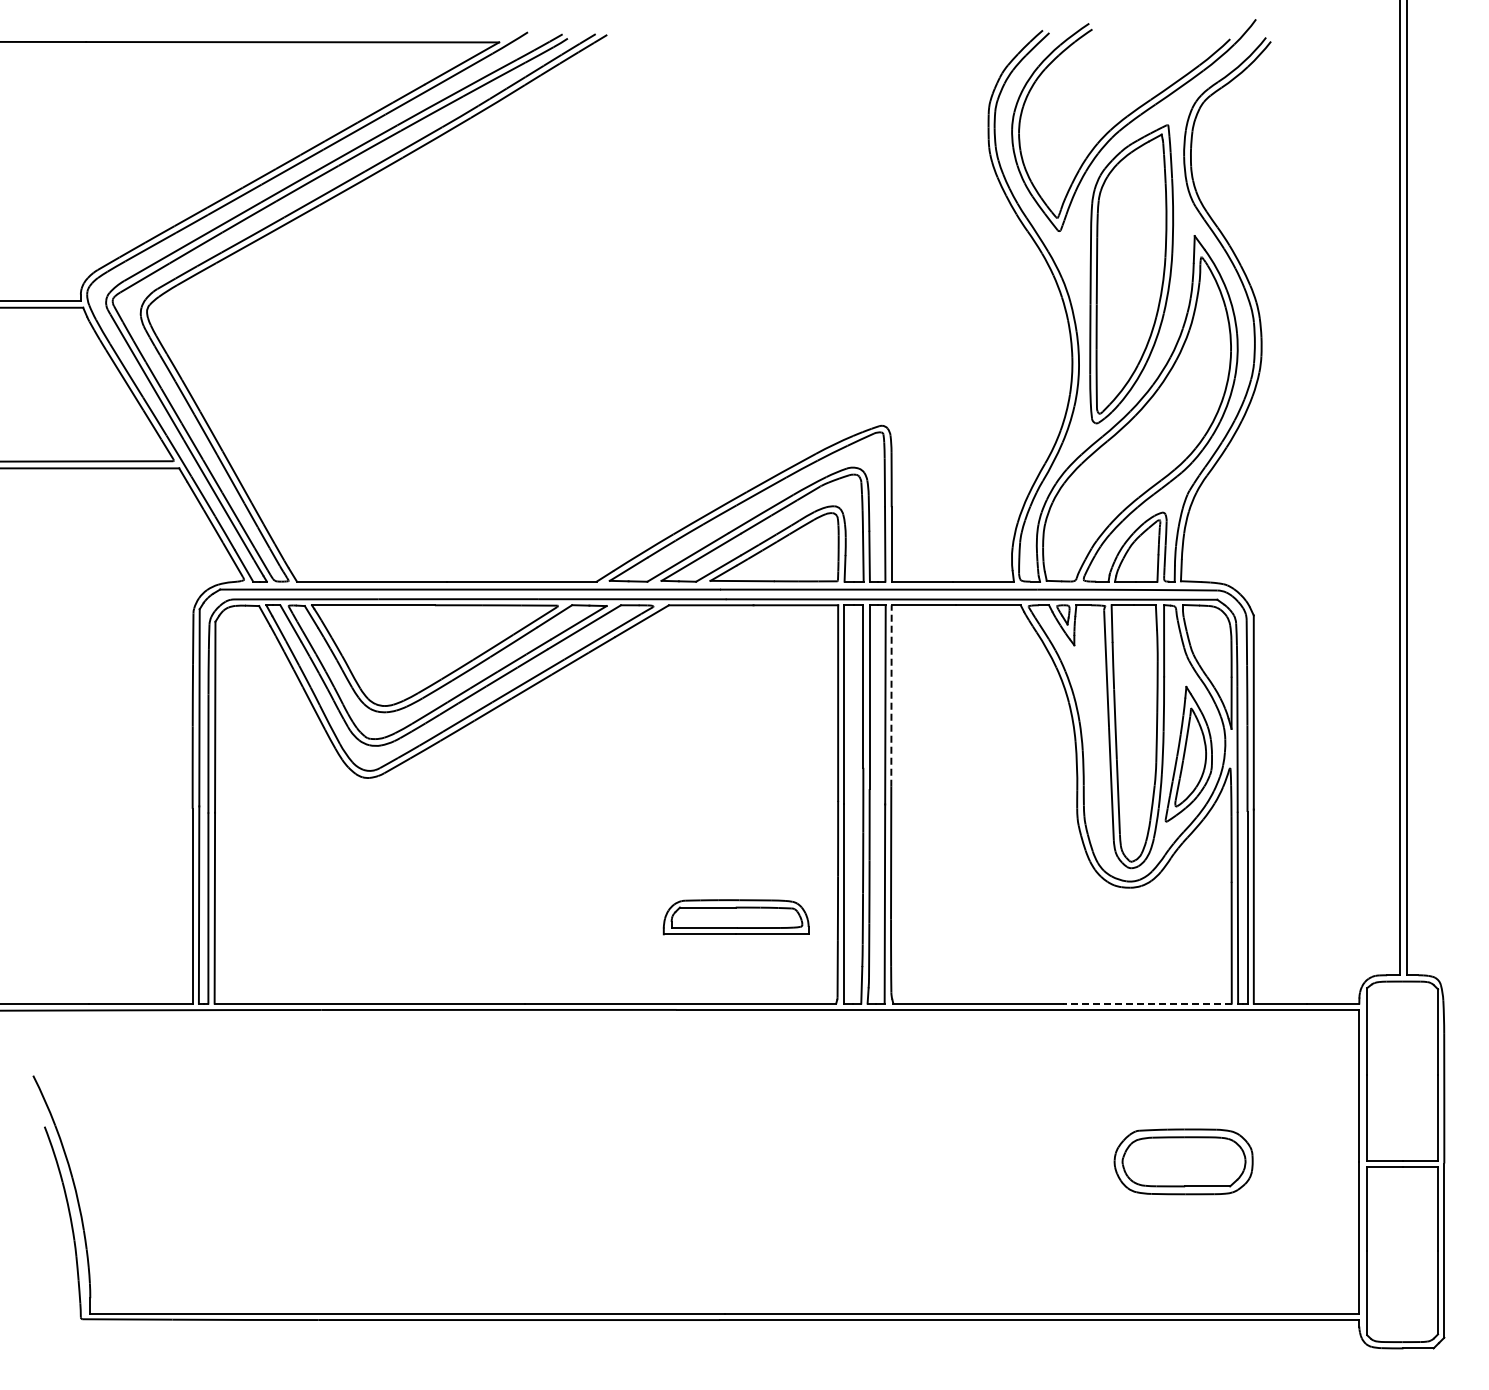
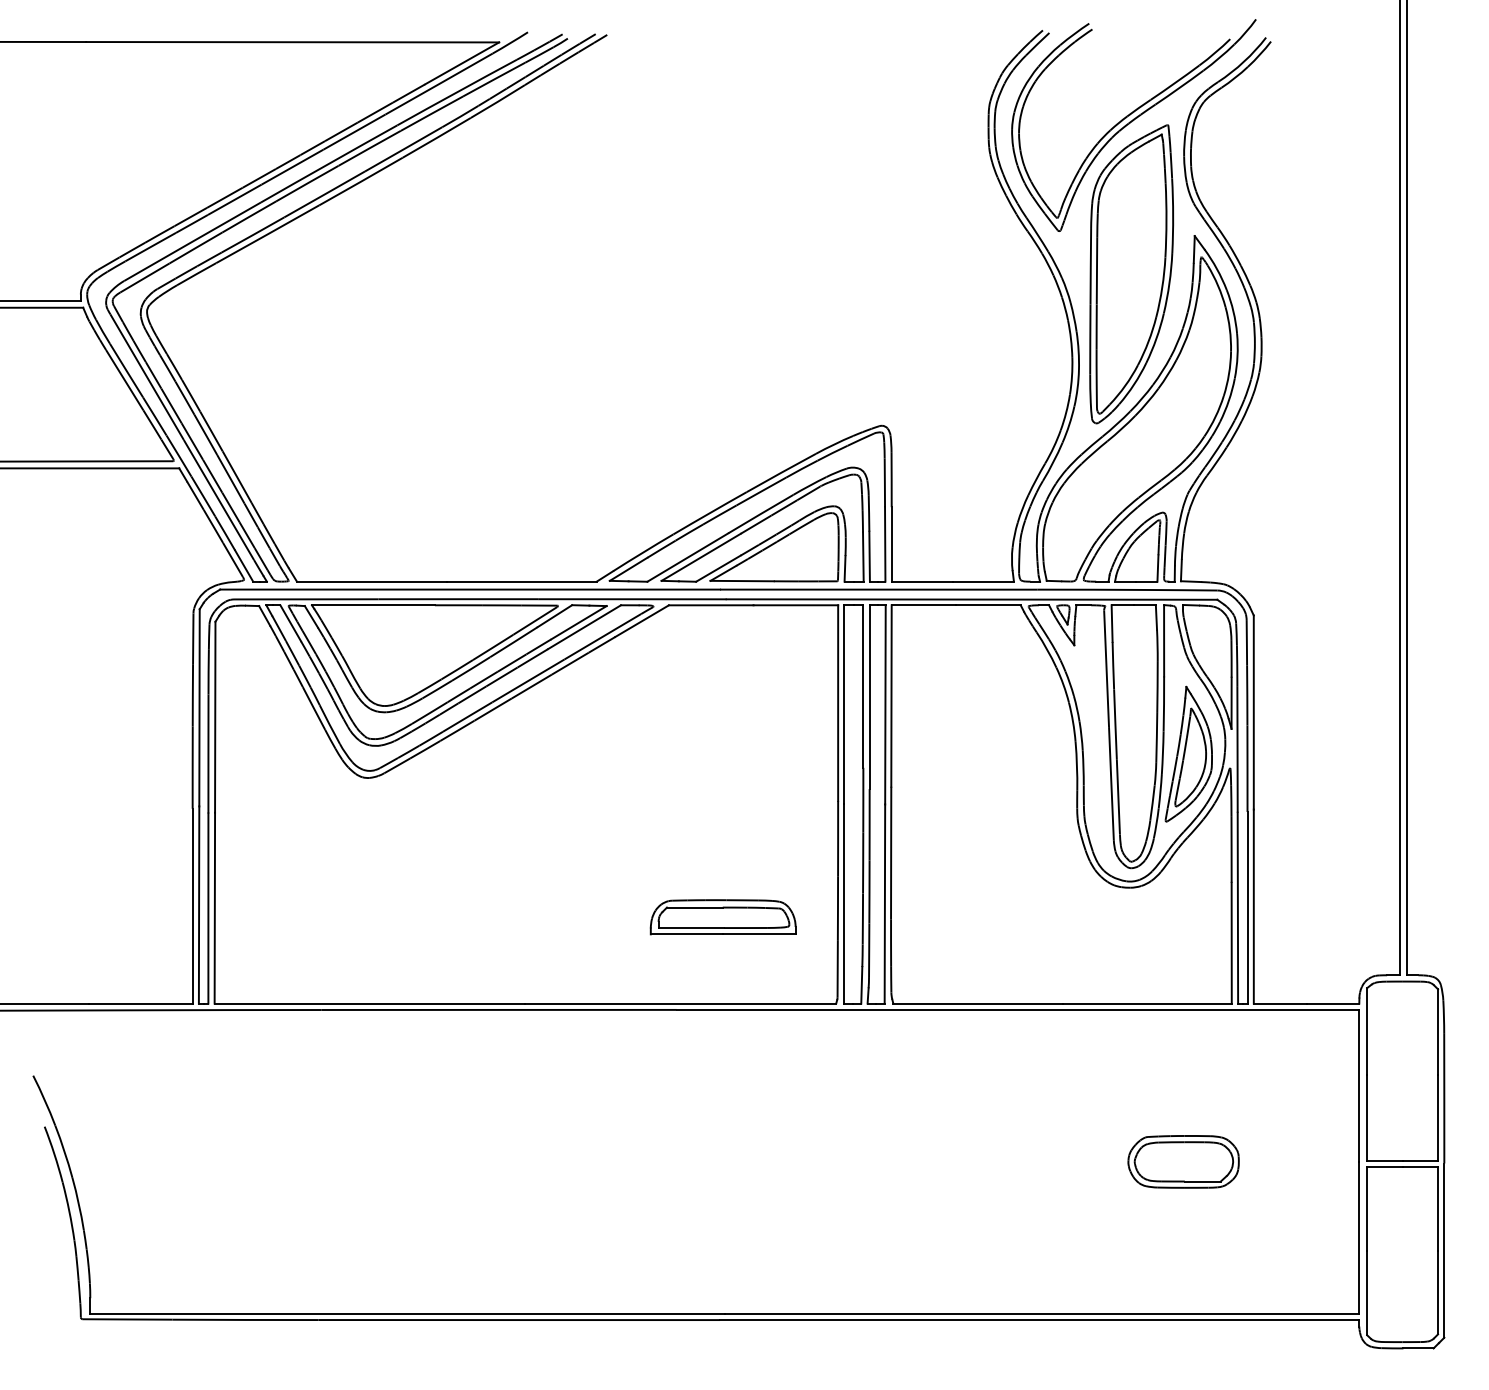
line: dashed -> solid (891, 696)
part position: (735, 917) -> (722, 917) (722, 917)
line: dashed -> solid (1147, 1003)
part size: 141x68 px -> 113x54 px (1183, 1161)
